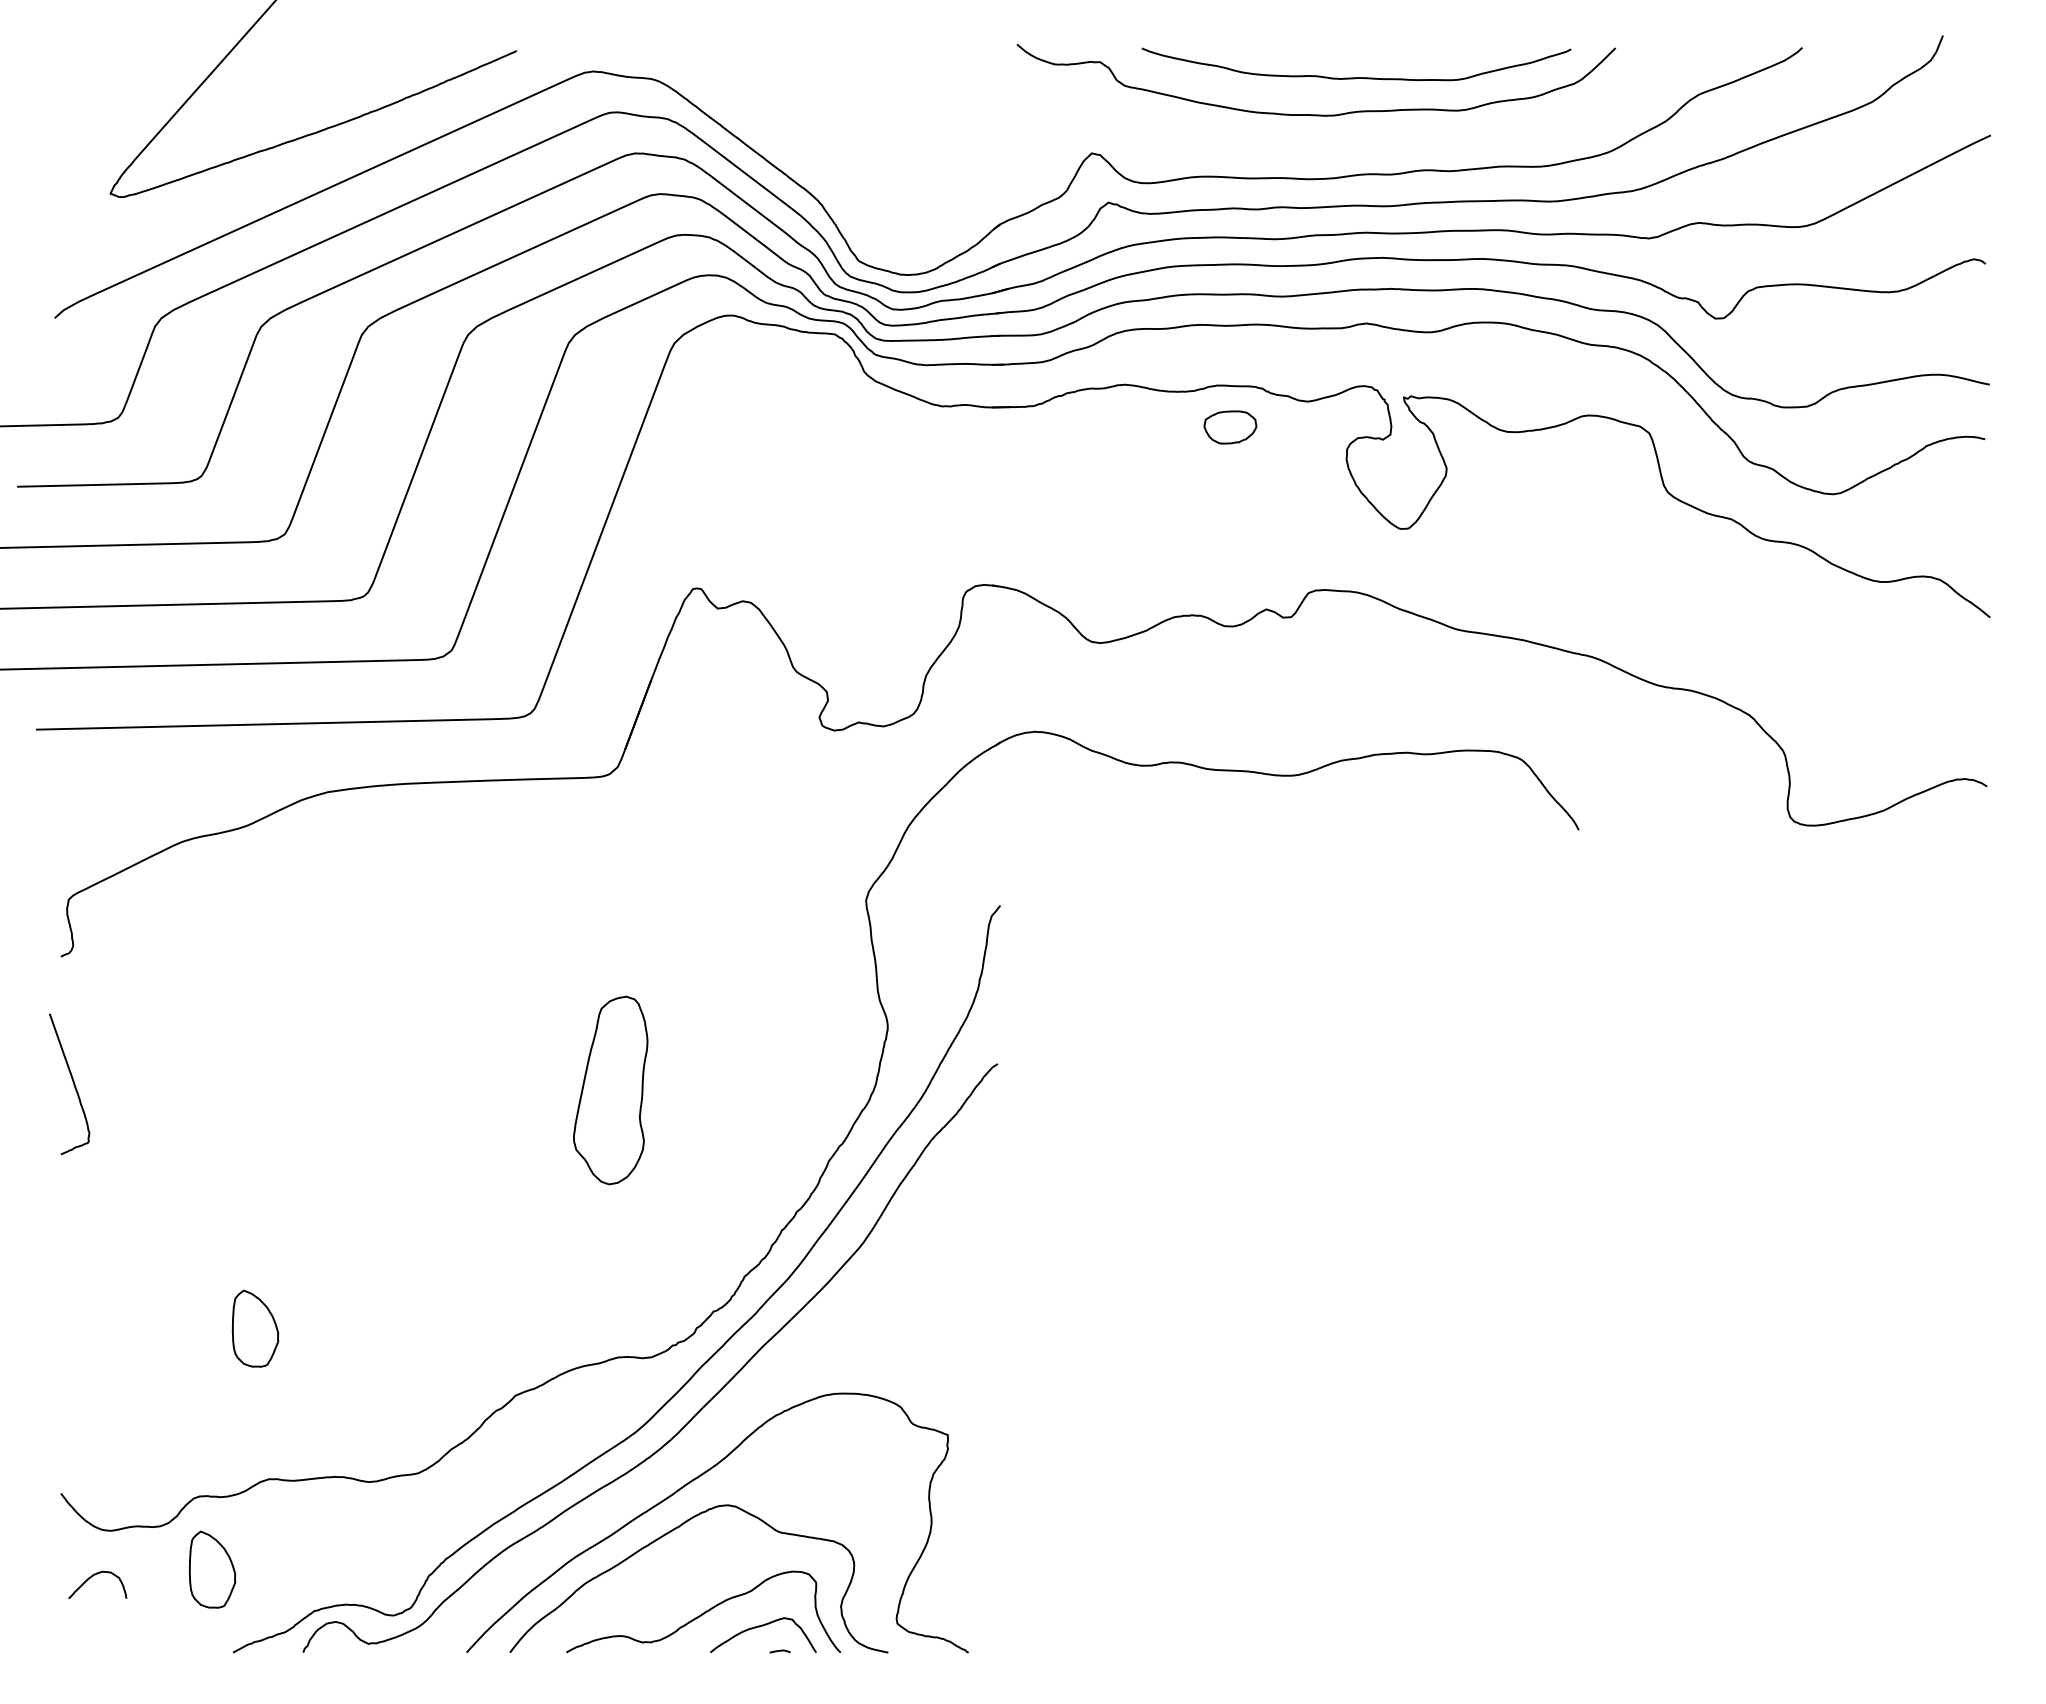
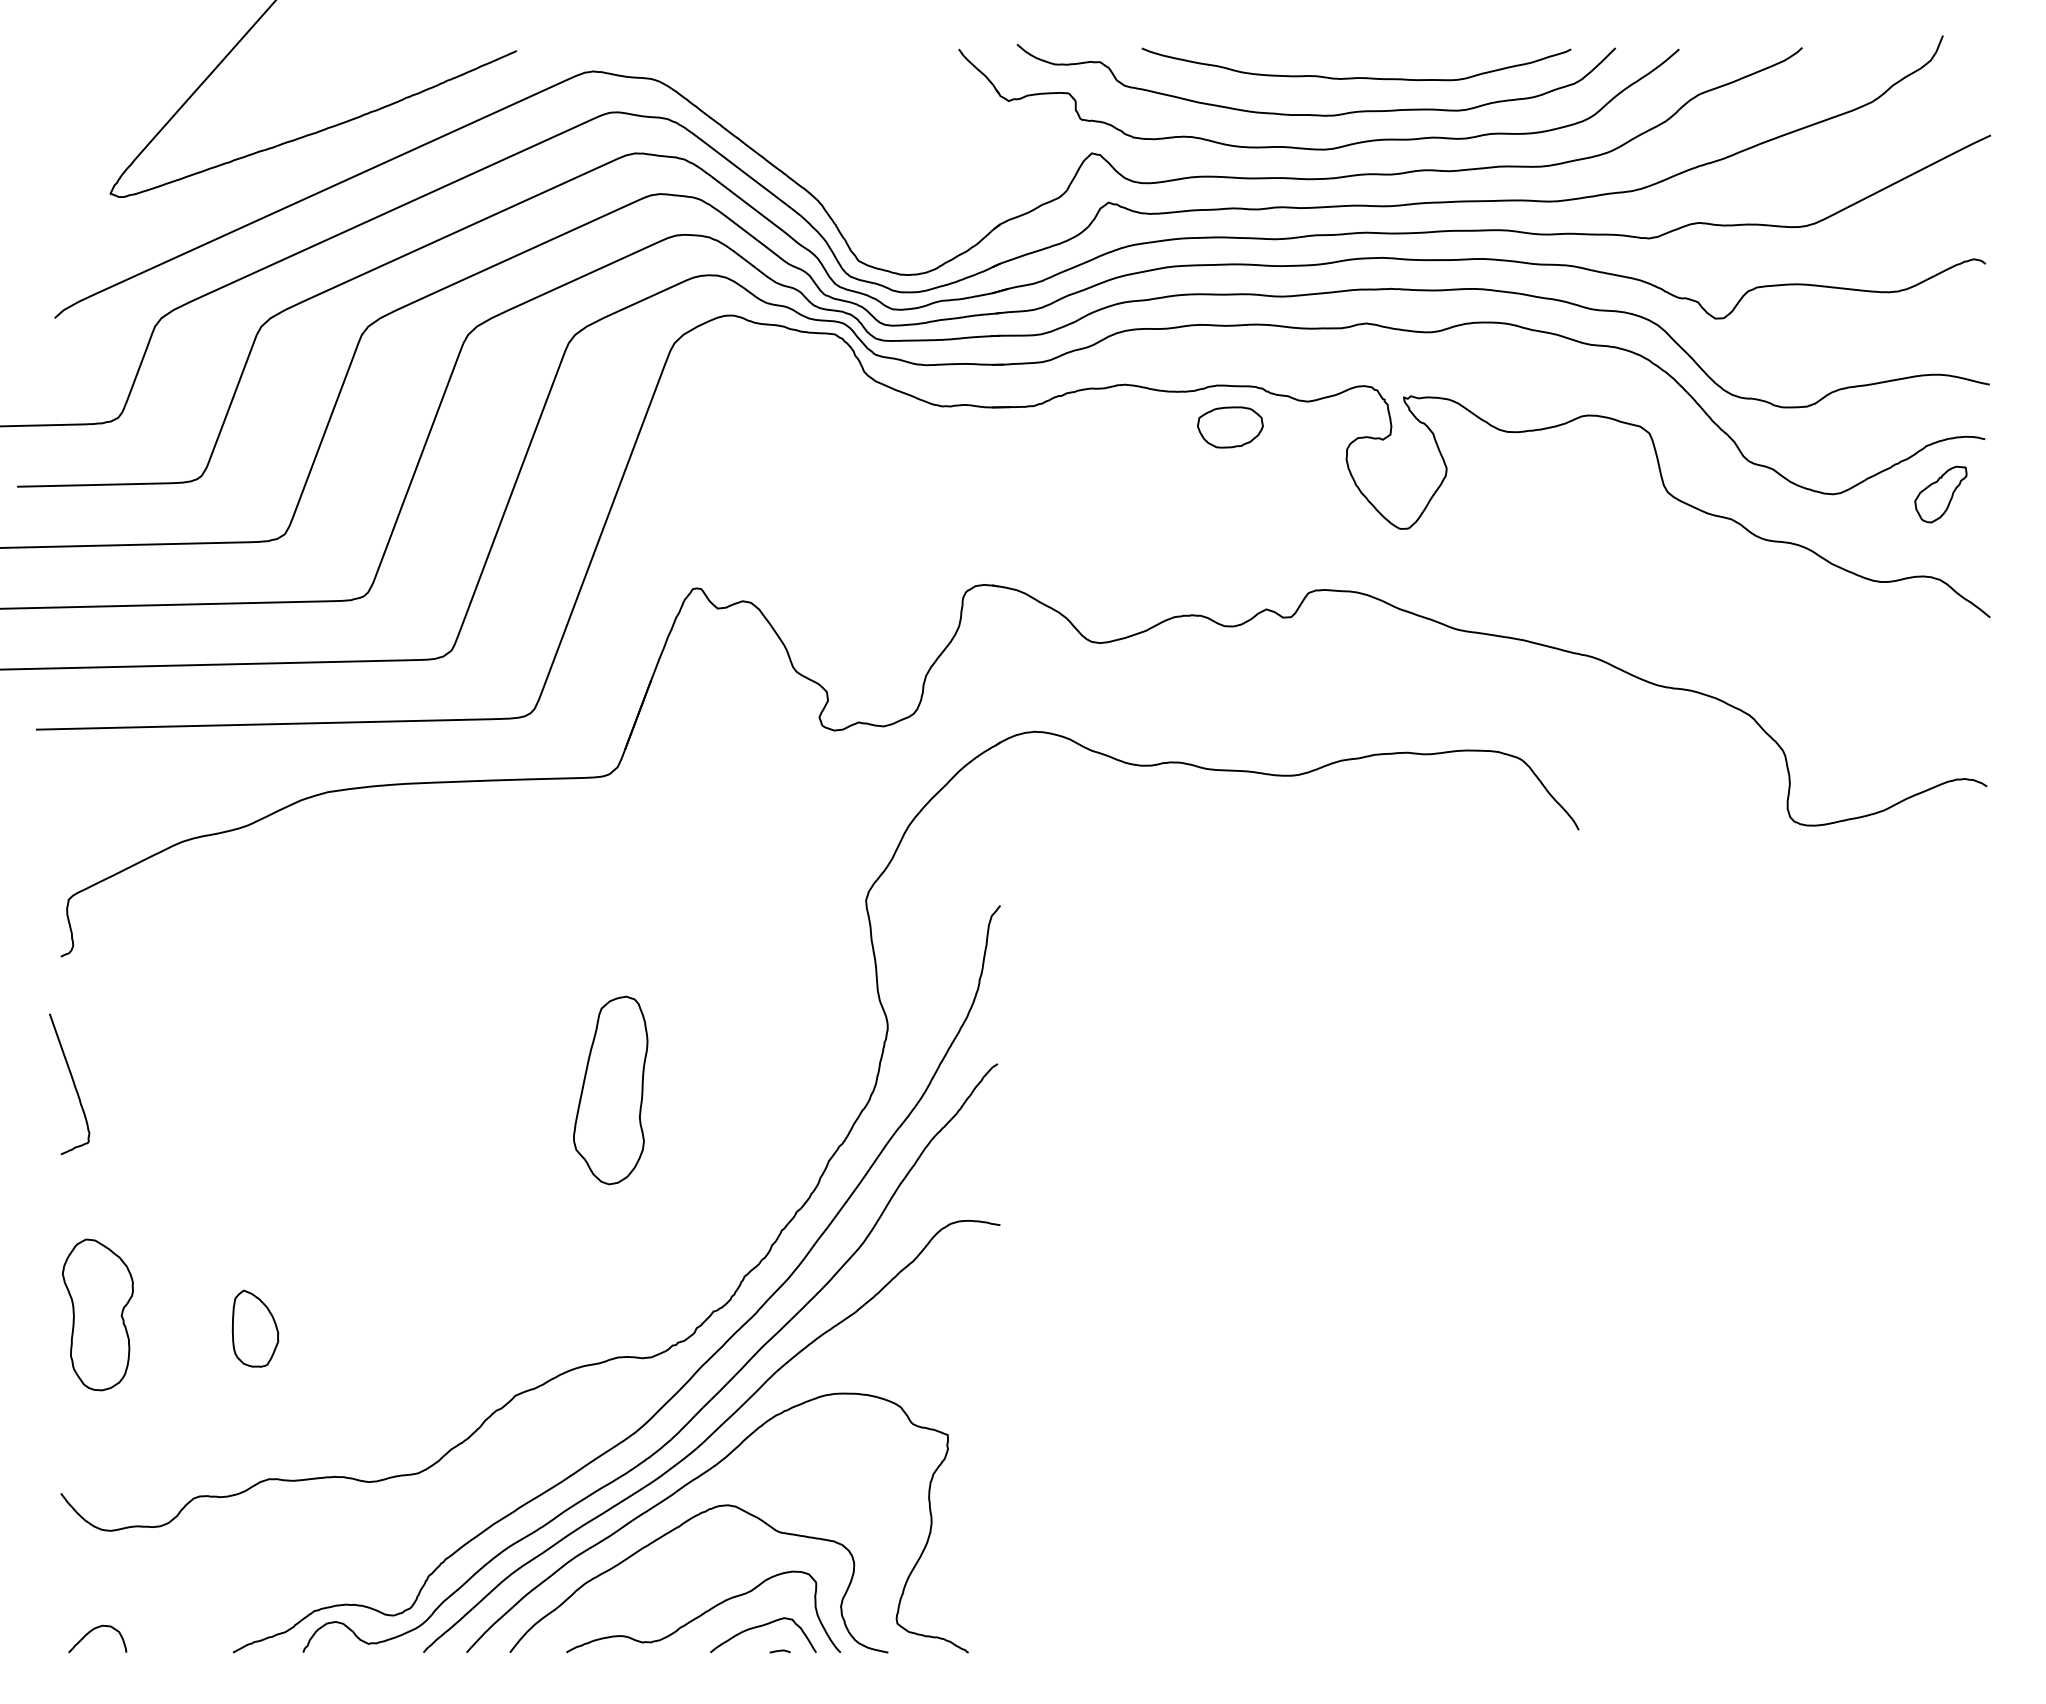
part: none -> present (1318, 148)
part size: 55x35 px -> 67x43 px (1230, 427)
part: none -> present (1940, 494)
part: none -> present (97, 1314)
curve: none -> present (711, 1436)
part: present -> none (212, 1569)
curve position: (92, 1577) -> (92, 1631) (92, 1631)
